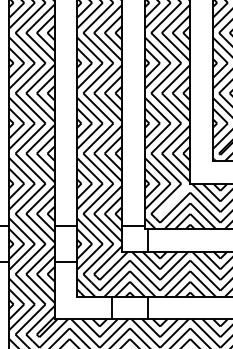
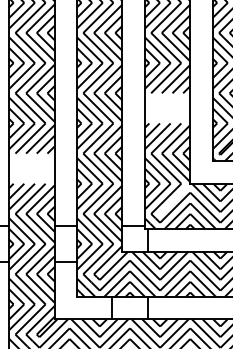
hatch: present -> none (167, 108)
hatch: present -> none (31, 168)
